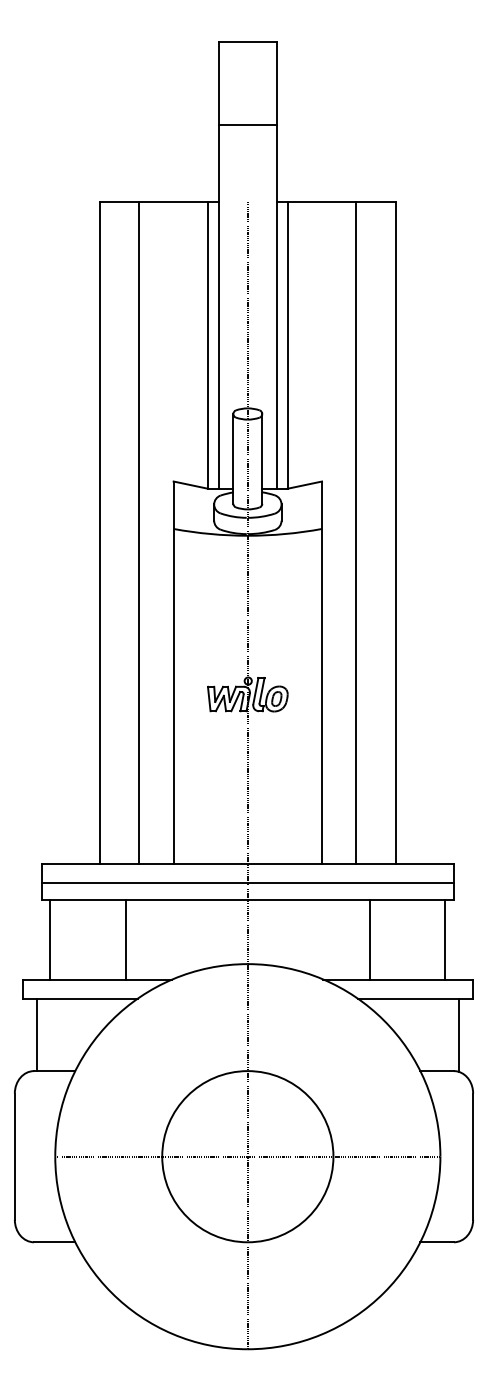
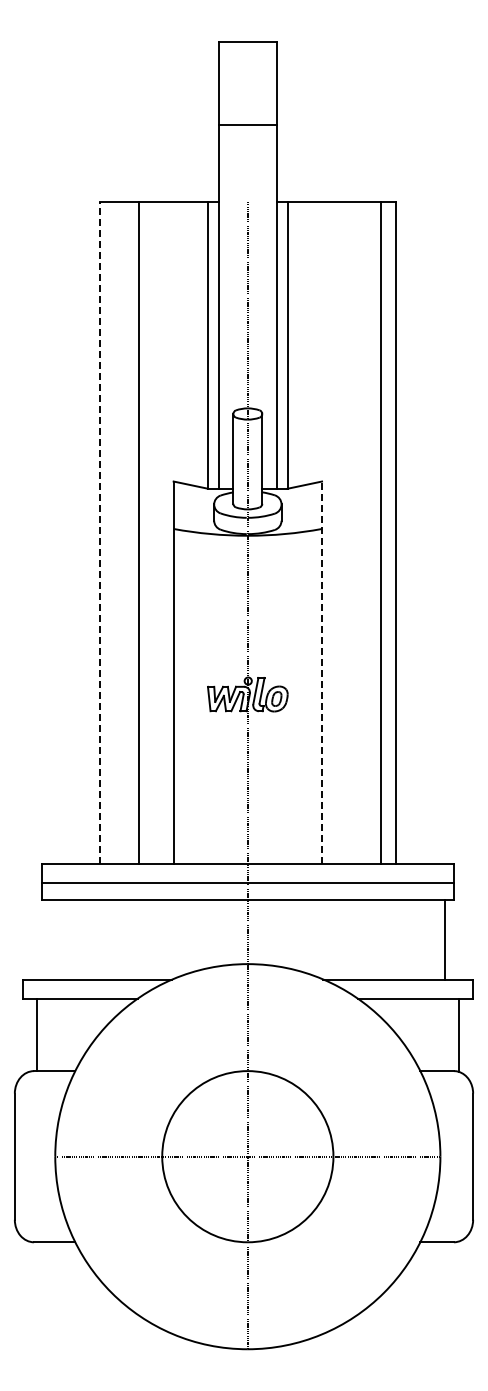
line: solid -> dashed (99, 532)
line position: (356, 532) -> (381, 532) (381, 532)
line: solid -> dashed (322, 672)
line: present -> none (50, 939)
line: present -> none (126, 939)
line: present -> none (369, 939)
